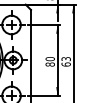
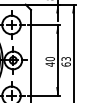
text: 80 -> 40 (49, 64)
